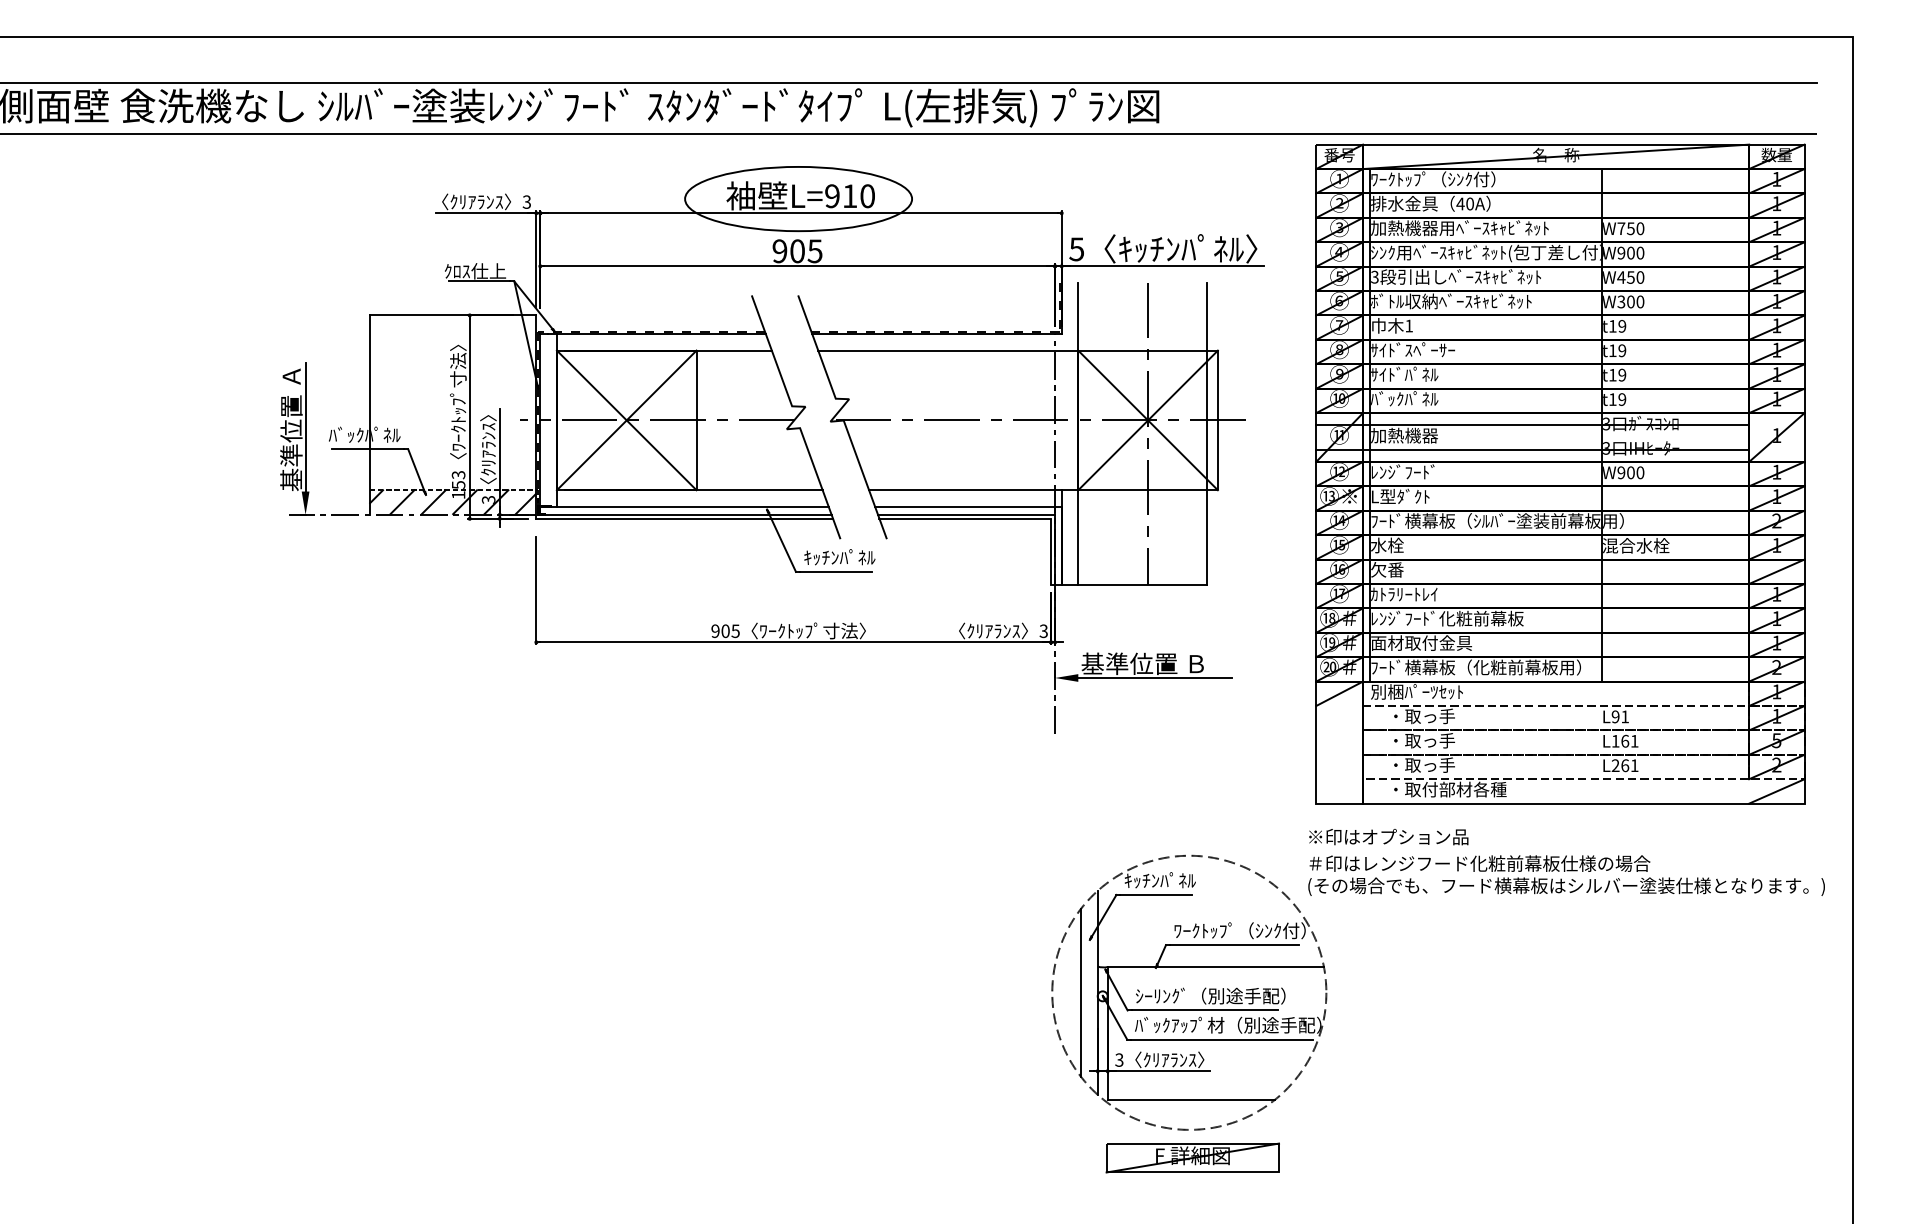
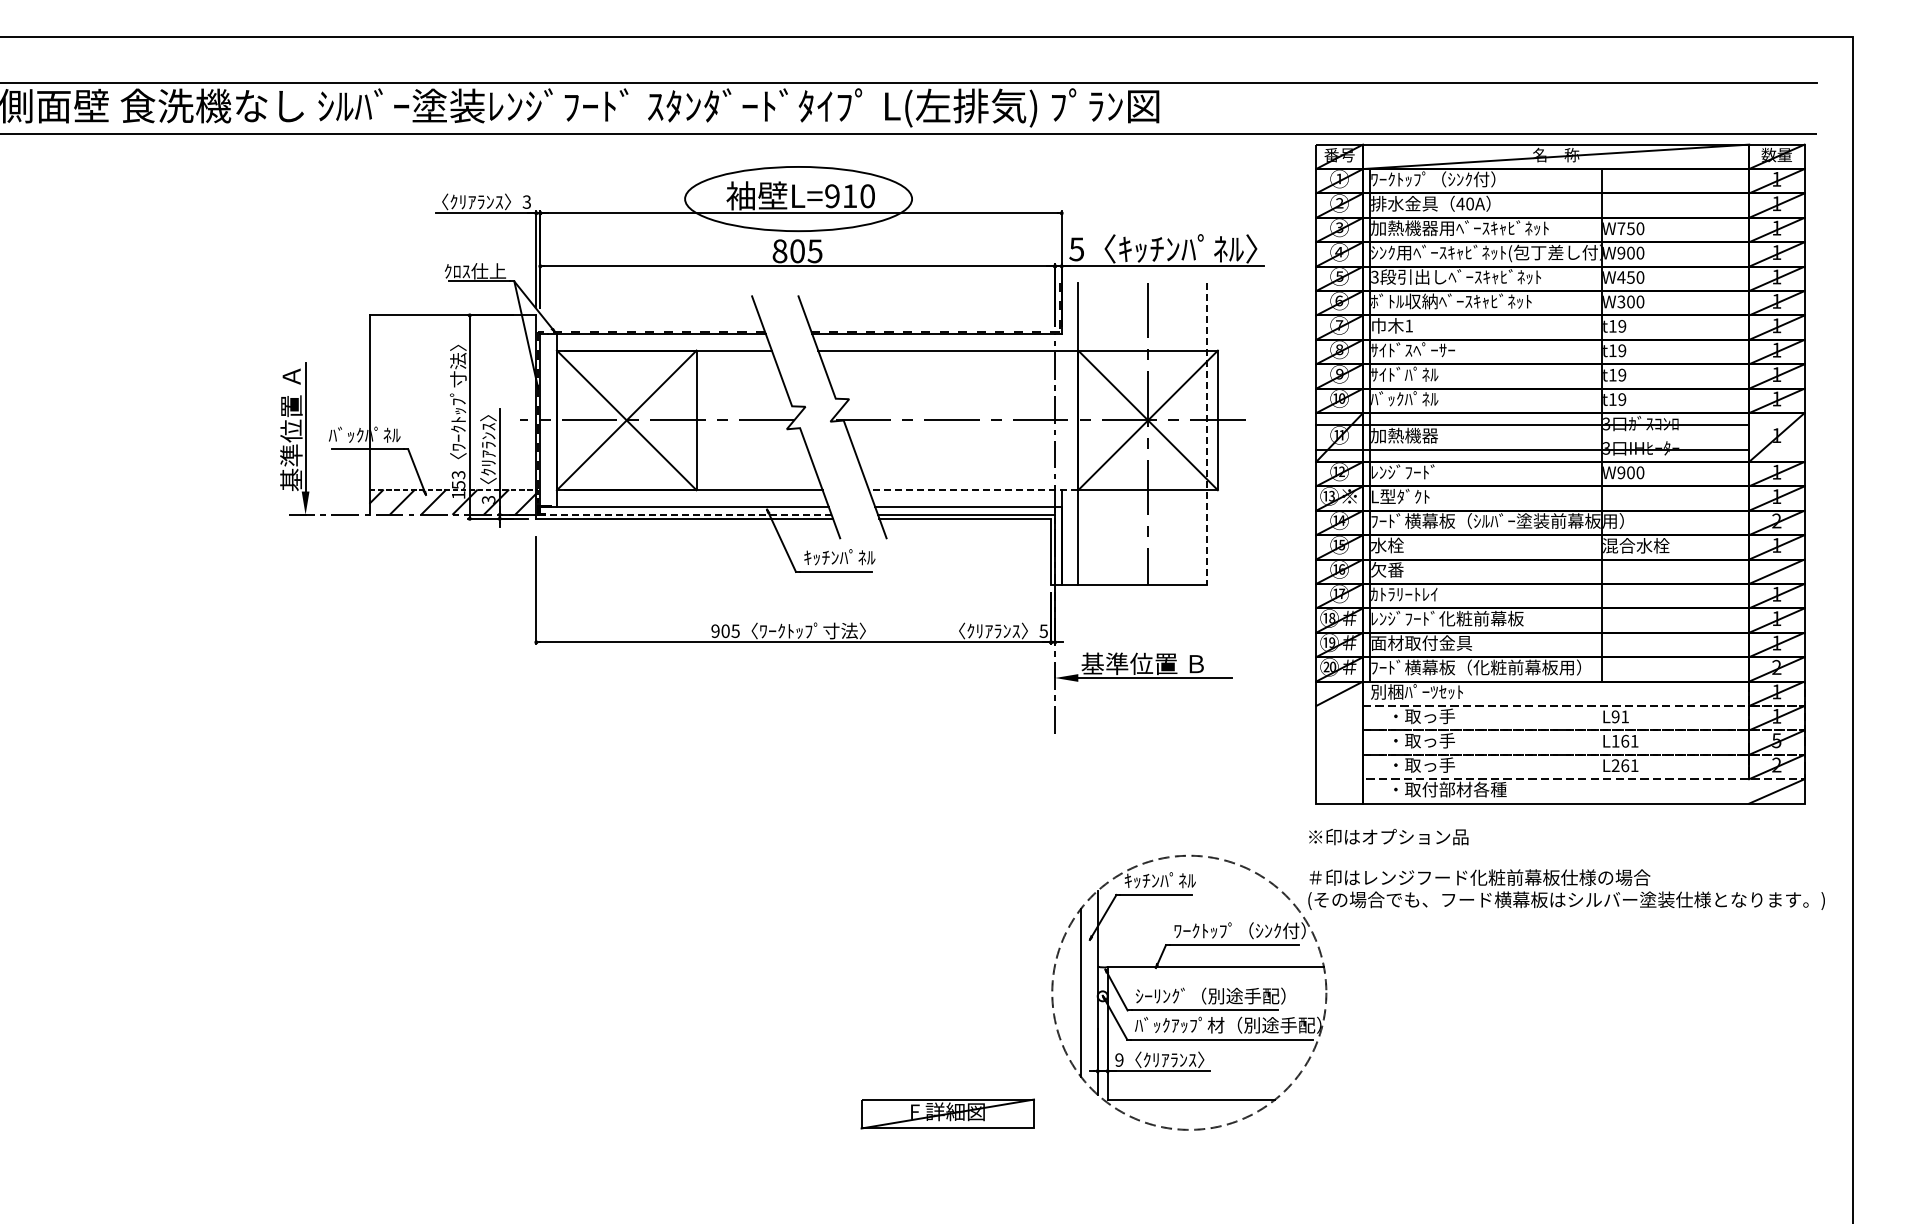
text: 905 -> 805 (779, 251)
line: solid -> dashed (1206, 434)
line: solid -> dashed (973, 490)
line: solid -> dashed (685, 514)
text: 3 -> 5 (1043, 630)
text position: (1566, 875) -> (1566, 889) (1566, 889)
text: 3 -> 9 (1119, 1059)
part position: (1192, 1157) -> (947, 1113) (947, 1113)
